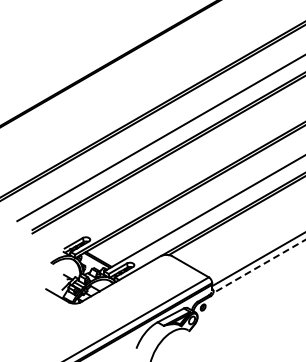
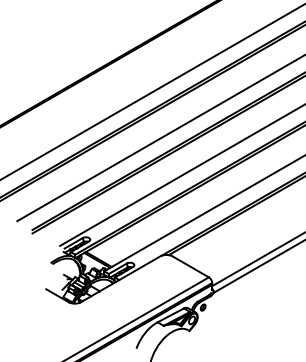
line: none -> present (152, 91)
line: none -> present (181, 175)
line: dashed -> solid (258, 266)
